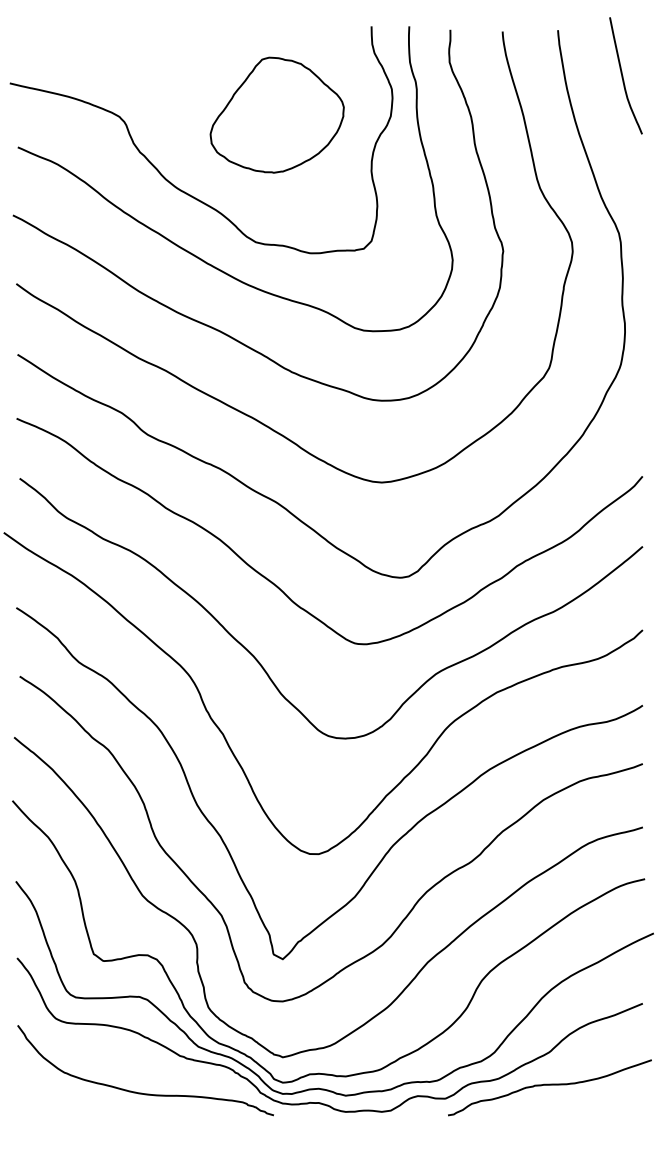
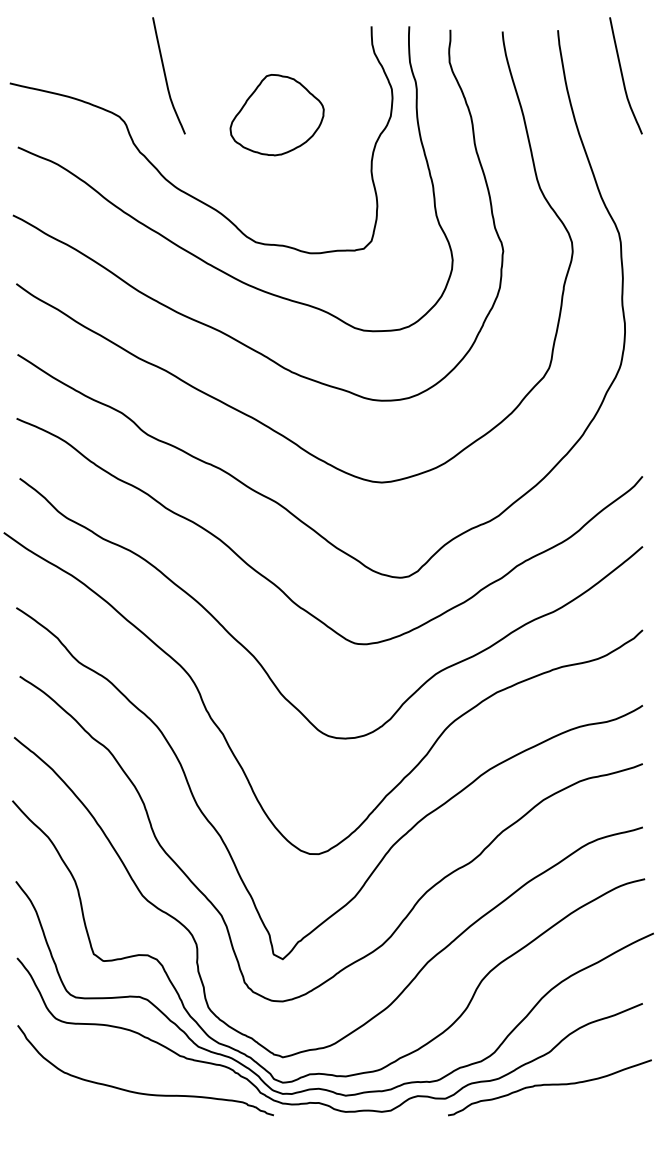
curve: none -> present (166, 75)
part size: 136x118 px -> 96x83 px (276, 115)
